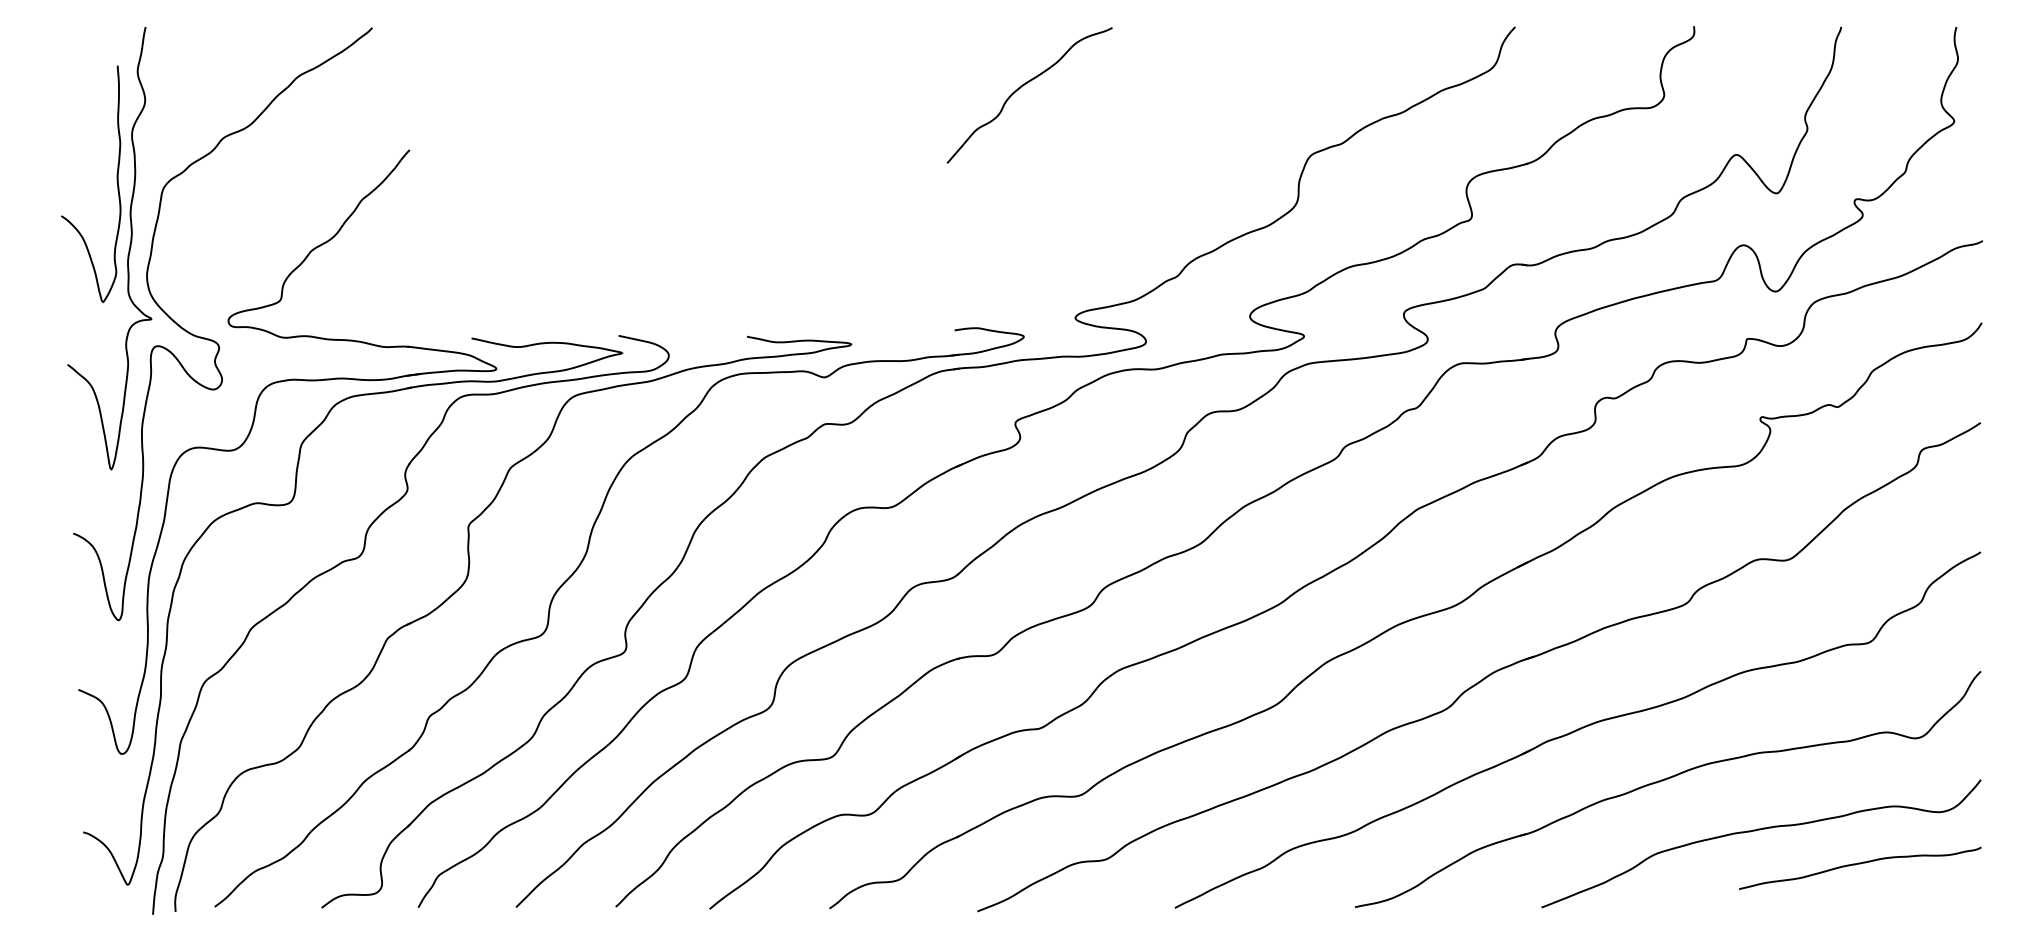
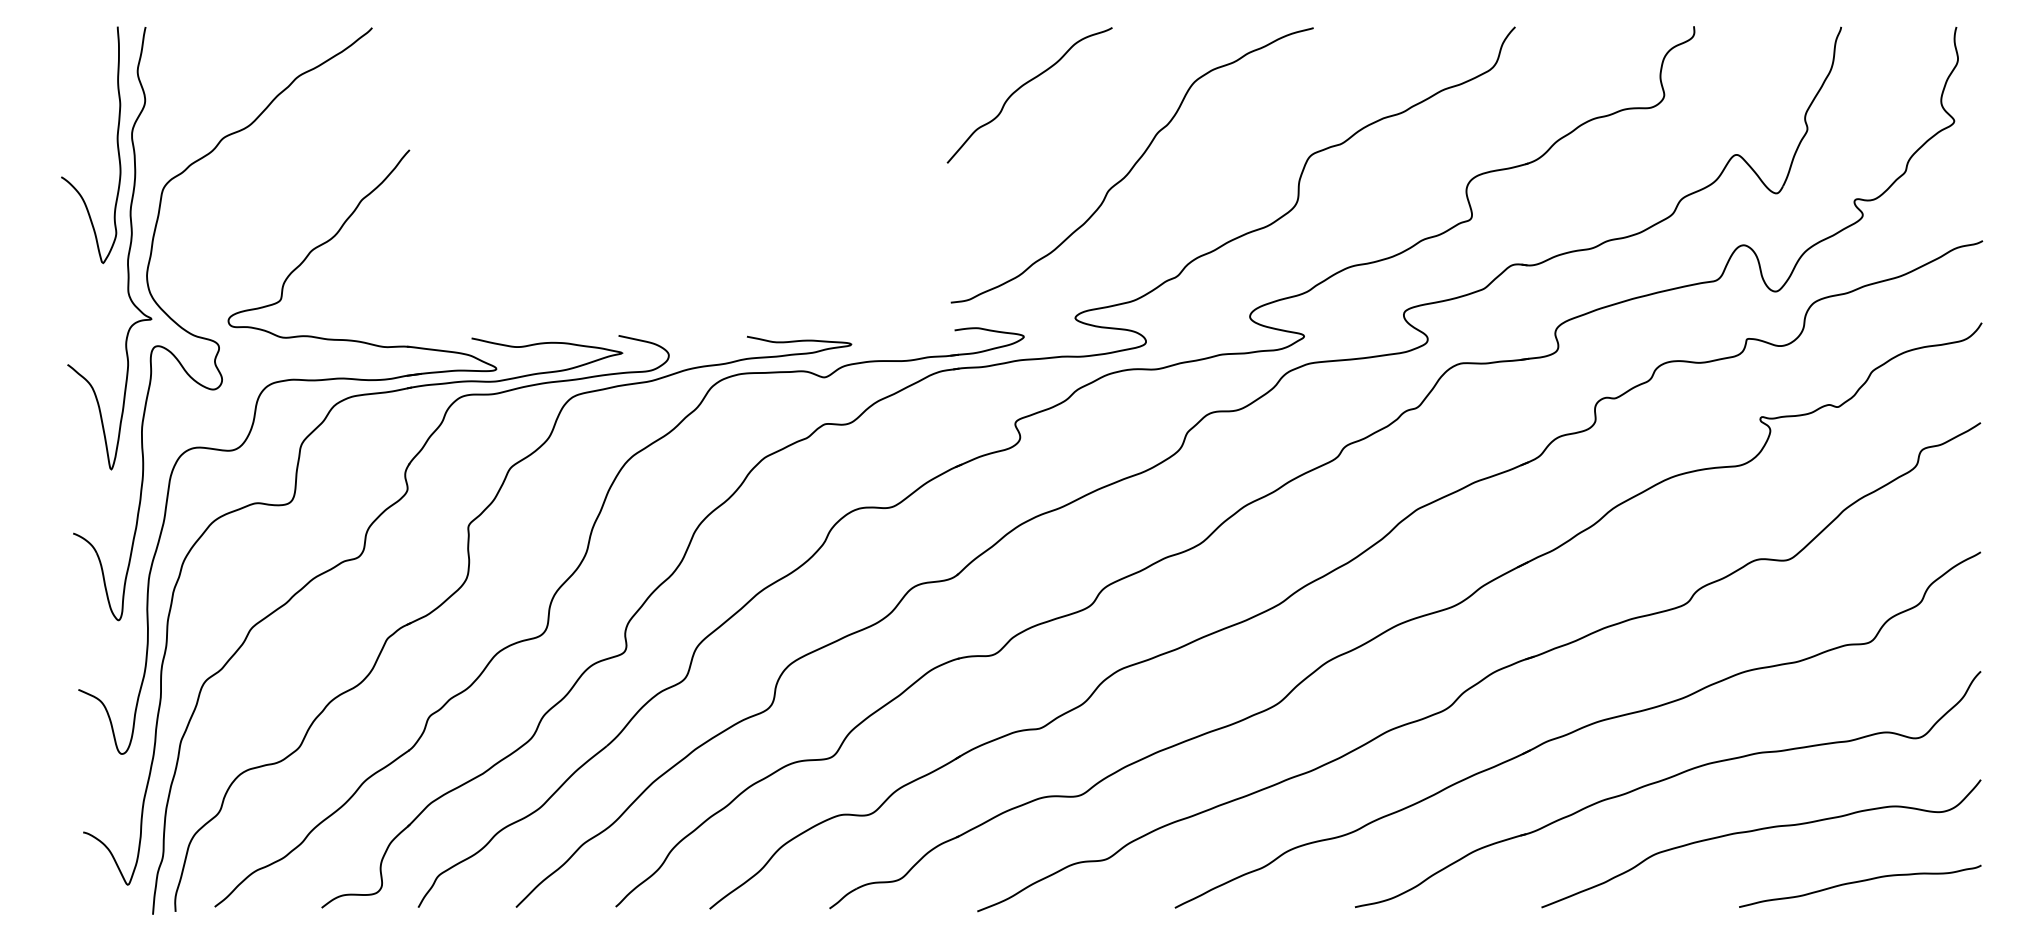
curve: none -> present (1132, 166)
curve position: (116, 181) -> (116, 142) (116, 142)
curve position: (1860, 864) -> (1860, 882) (1860, 882)
